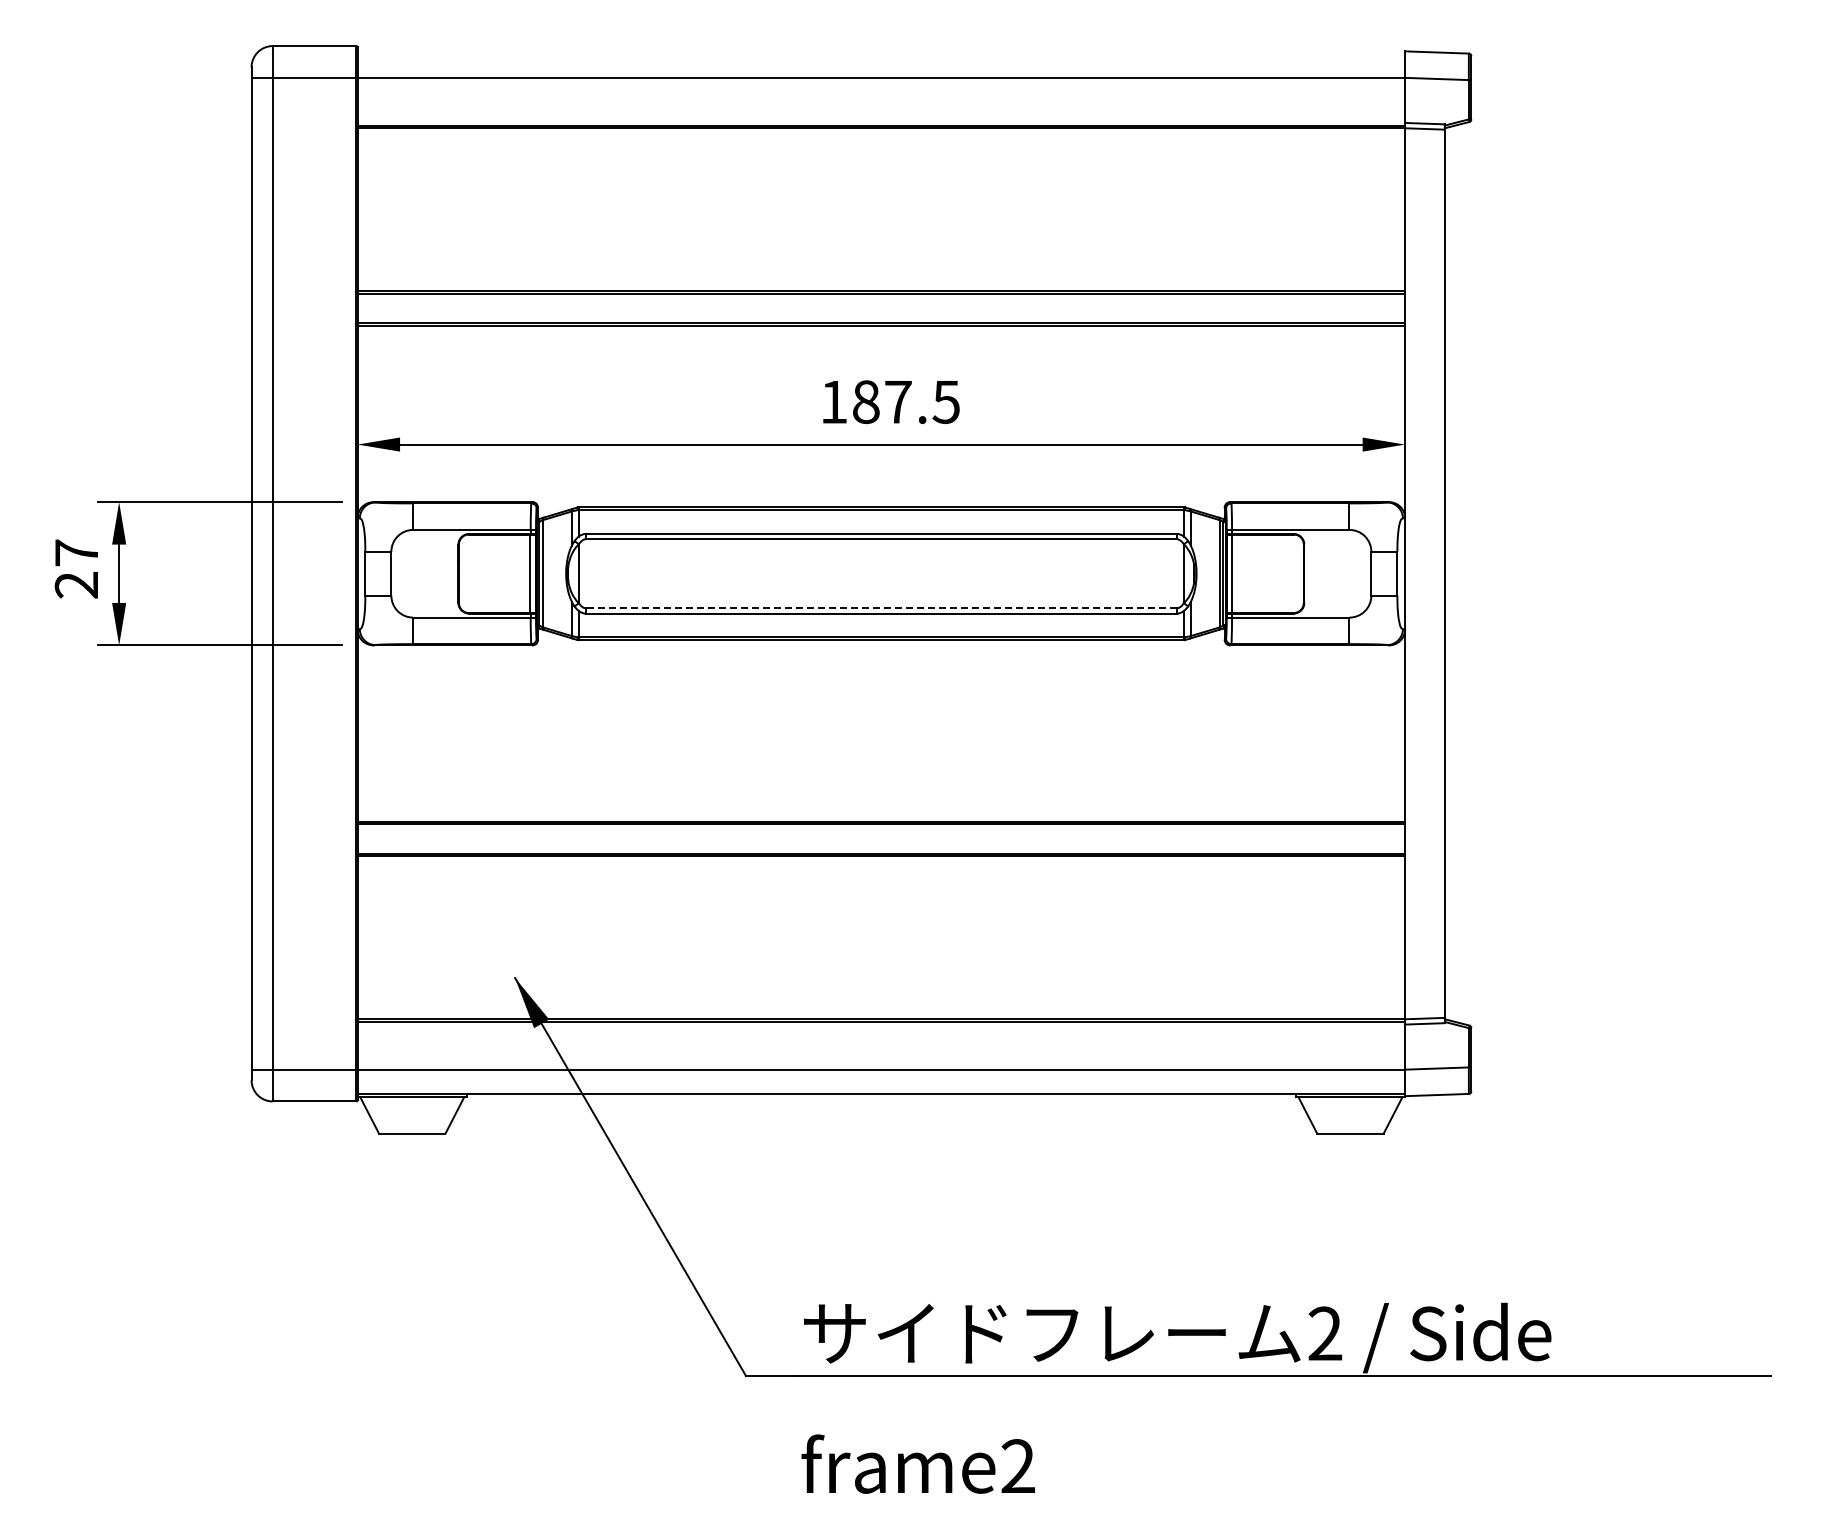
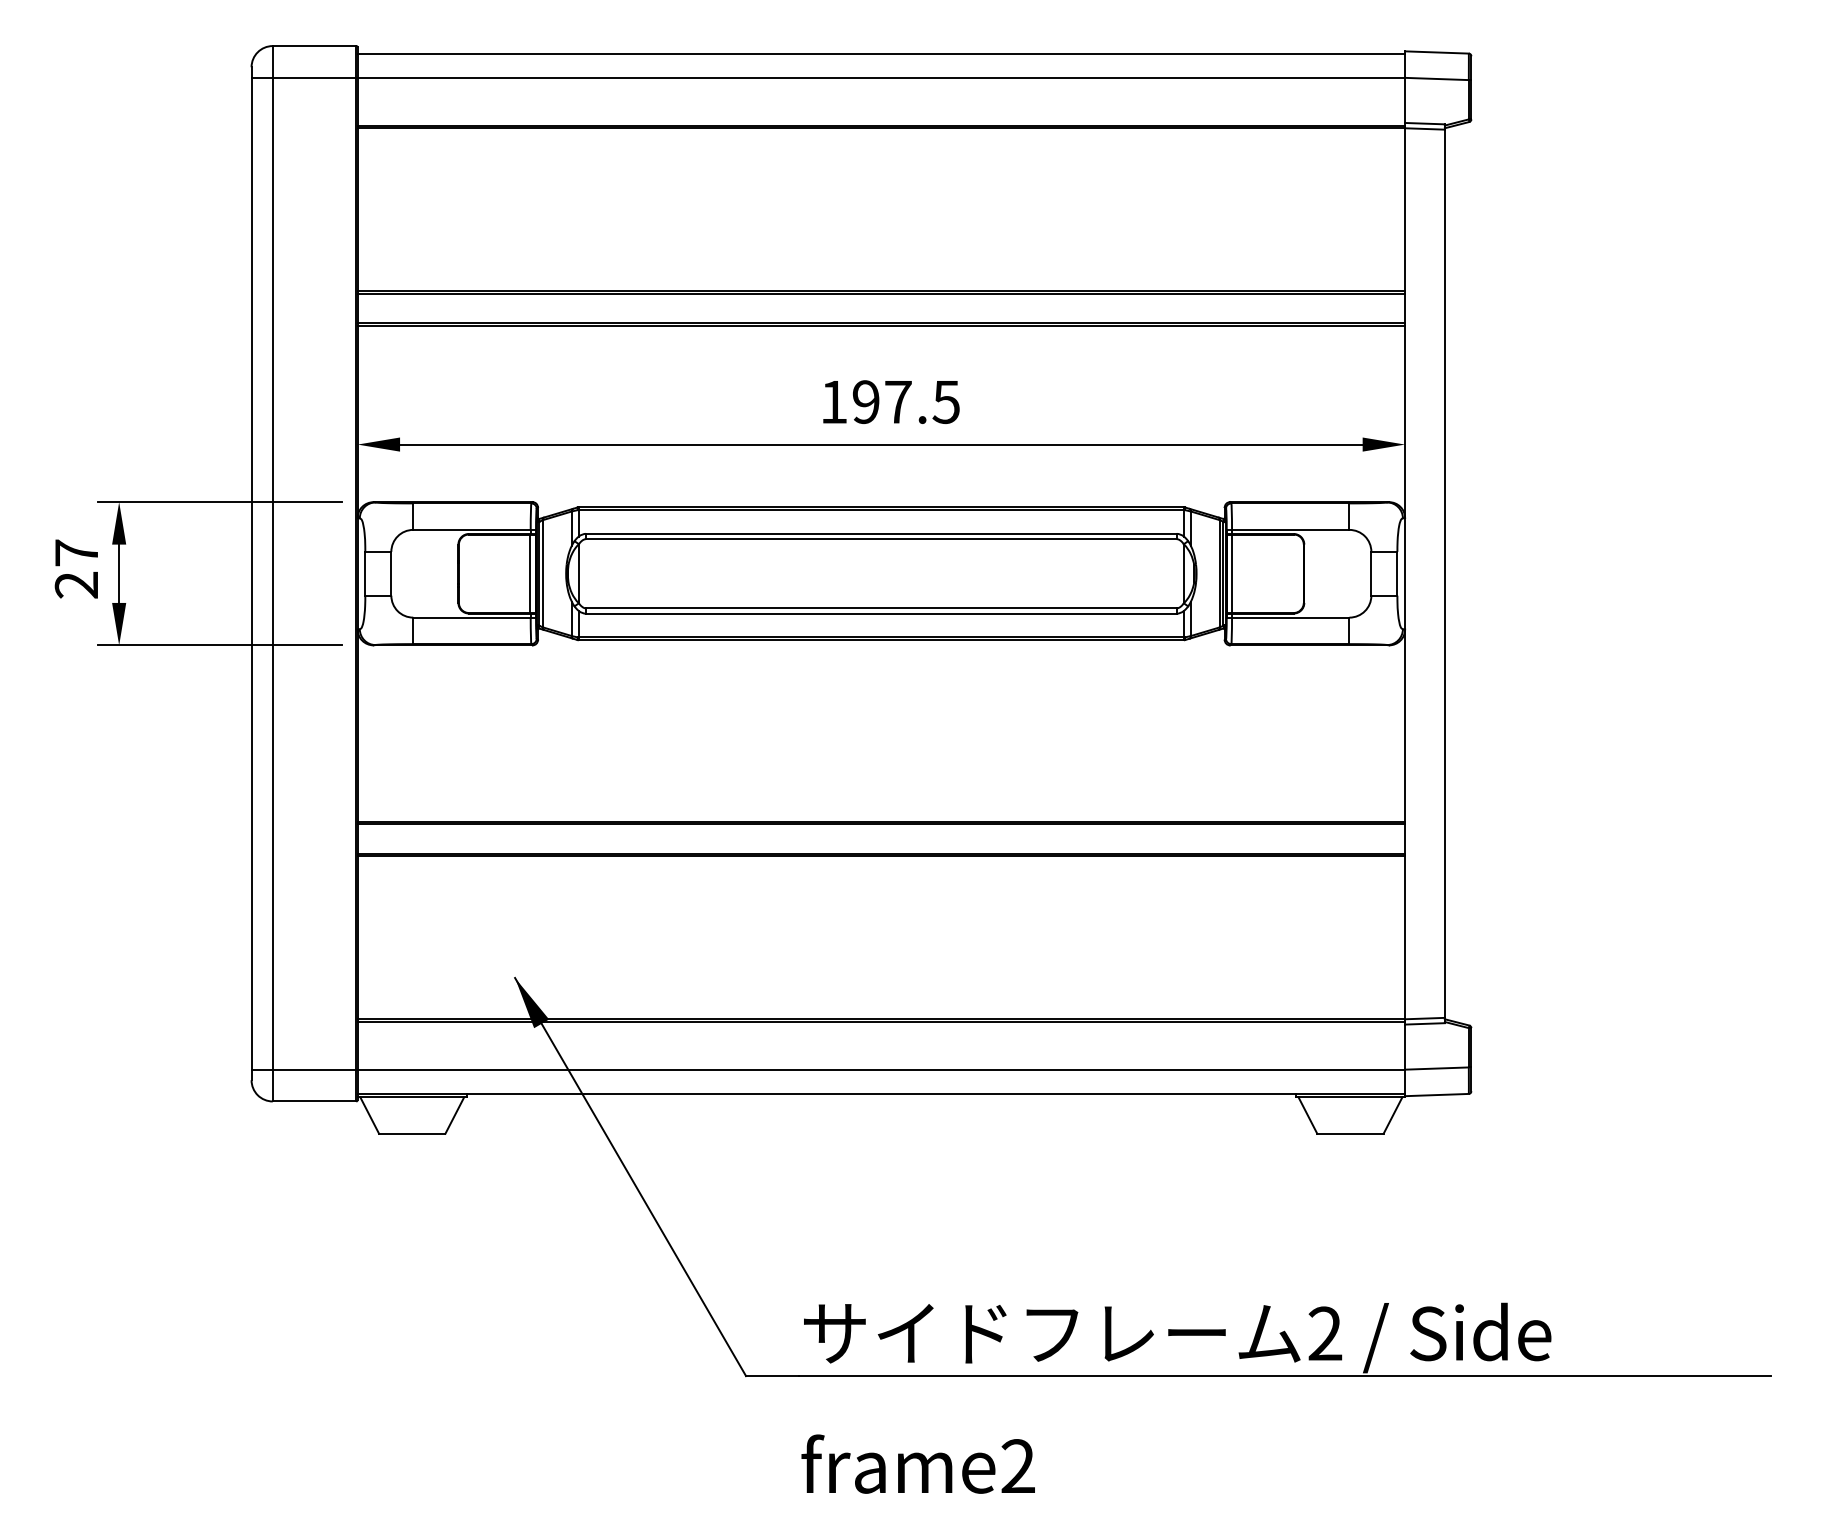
line: none -> present (881, 54)
text: 187.5 -> 197.5 (865, 402)
line: dashed -> solid (880, 608)
